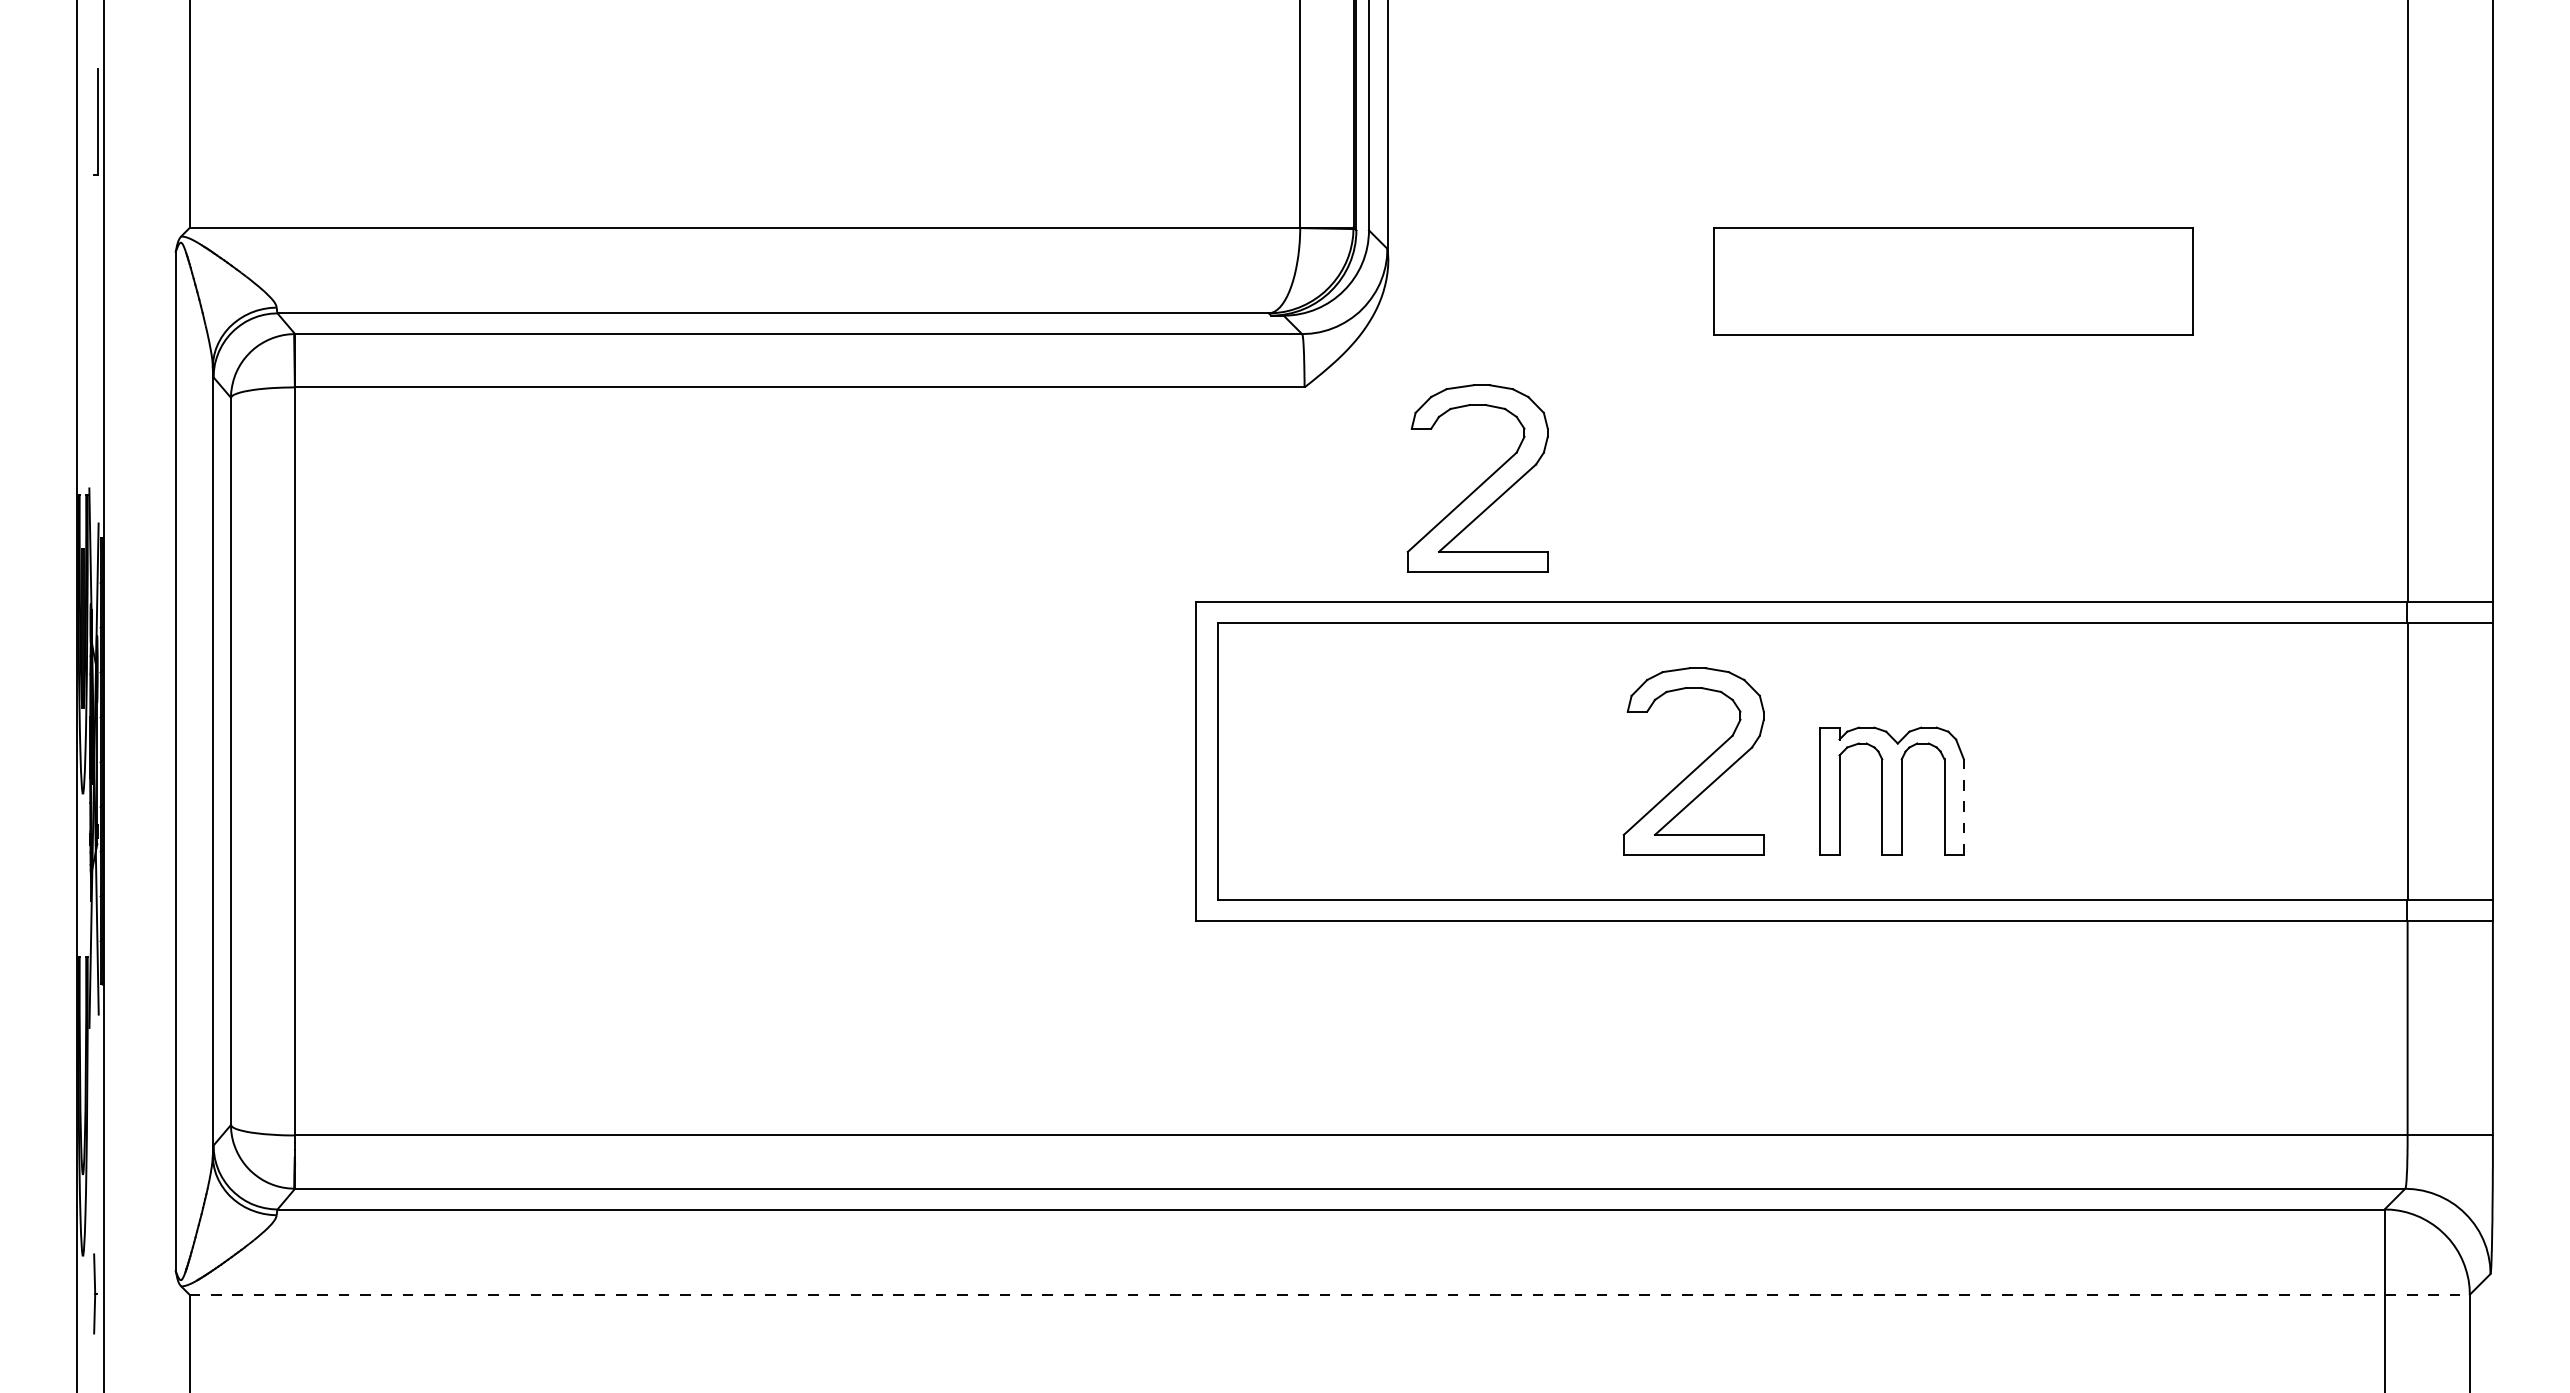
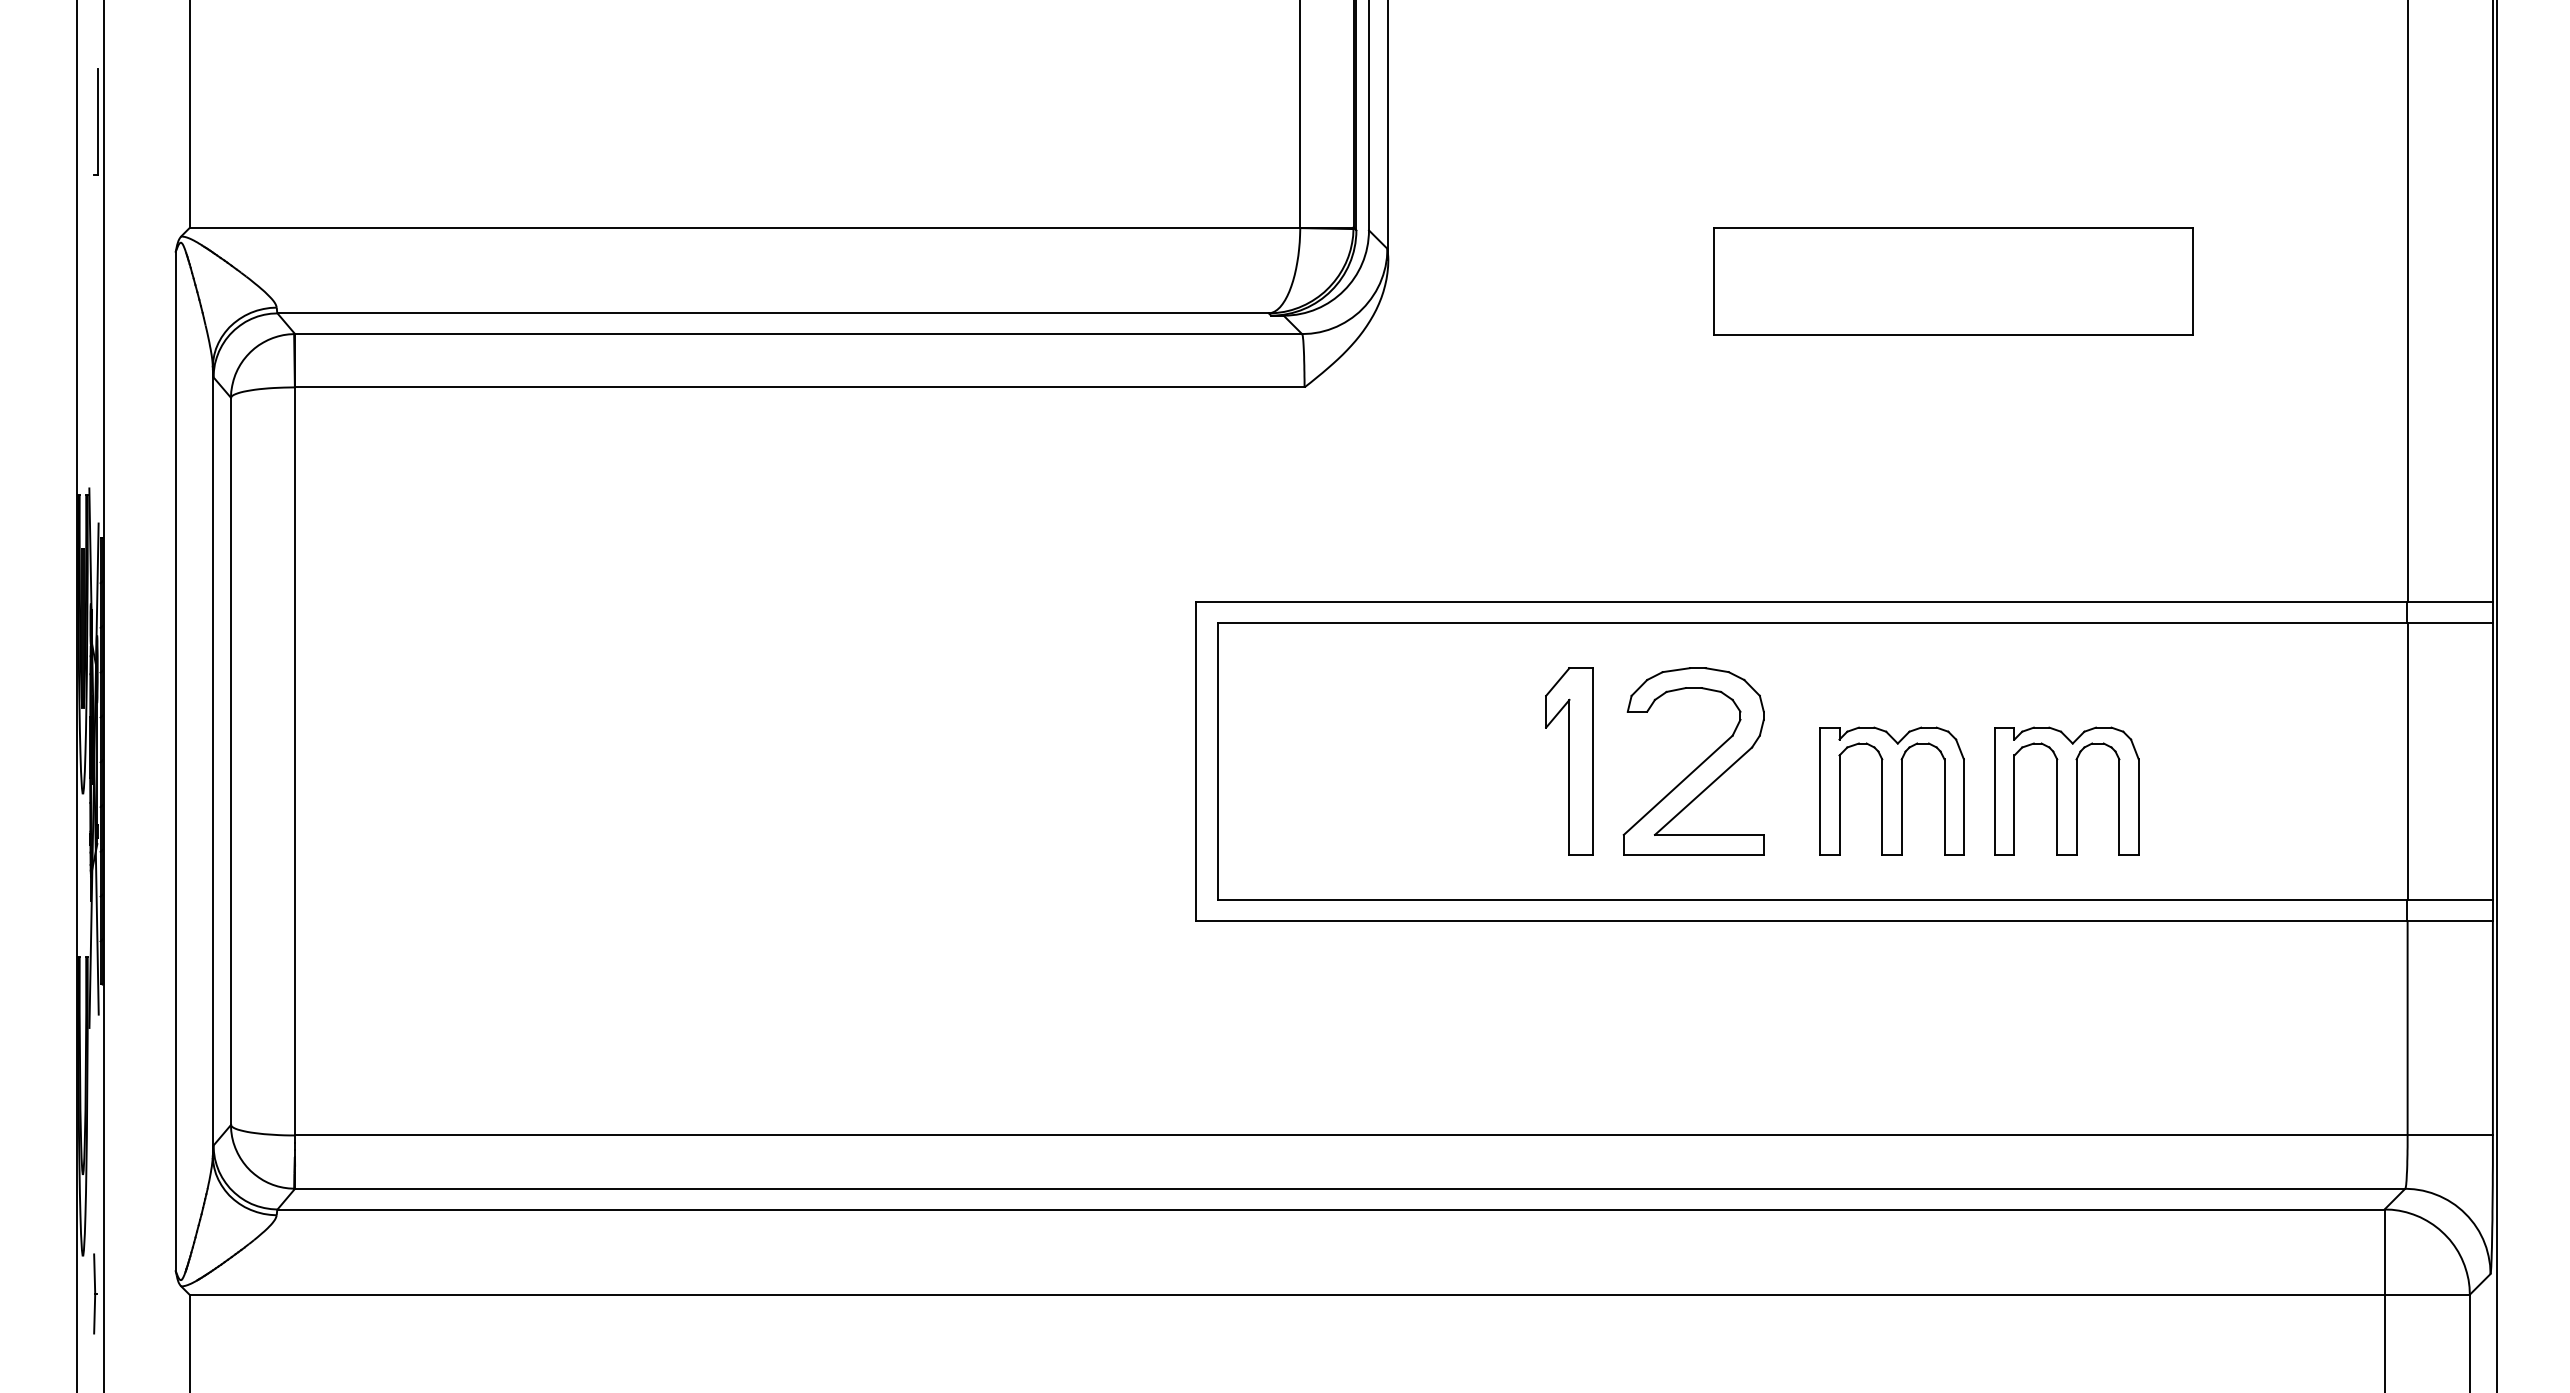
part: present -> none (1482, 482)
line: none -> present (2497, 695)
part: none -> present (1569, 761)
part: none -> present (2066, 790)
line: dashed -> solid (1963, 807)
line: dashed -> solid (1330, 1294)
